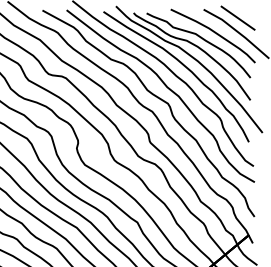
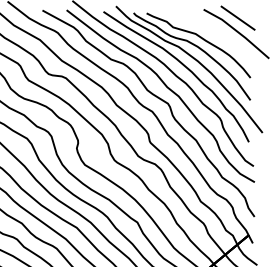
curve: present -> none (214, 33)
